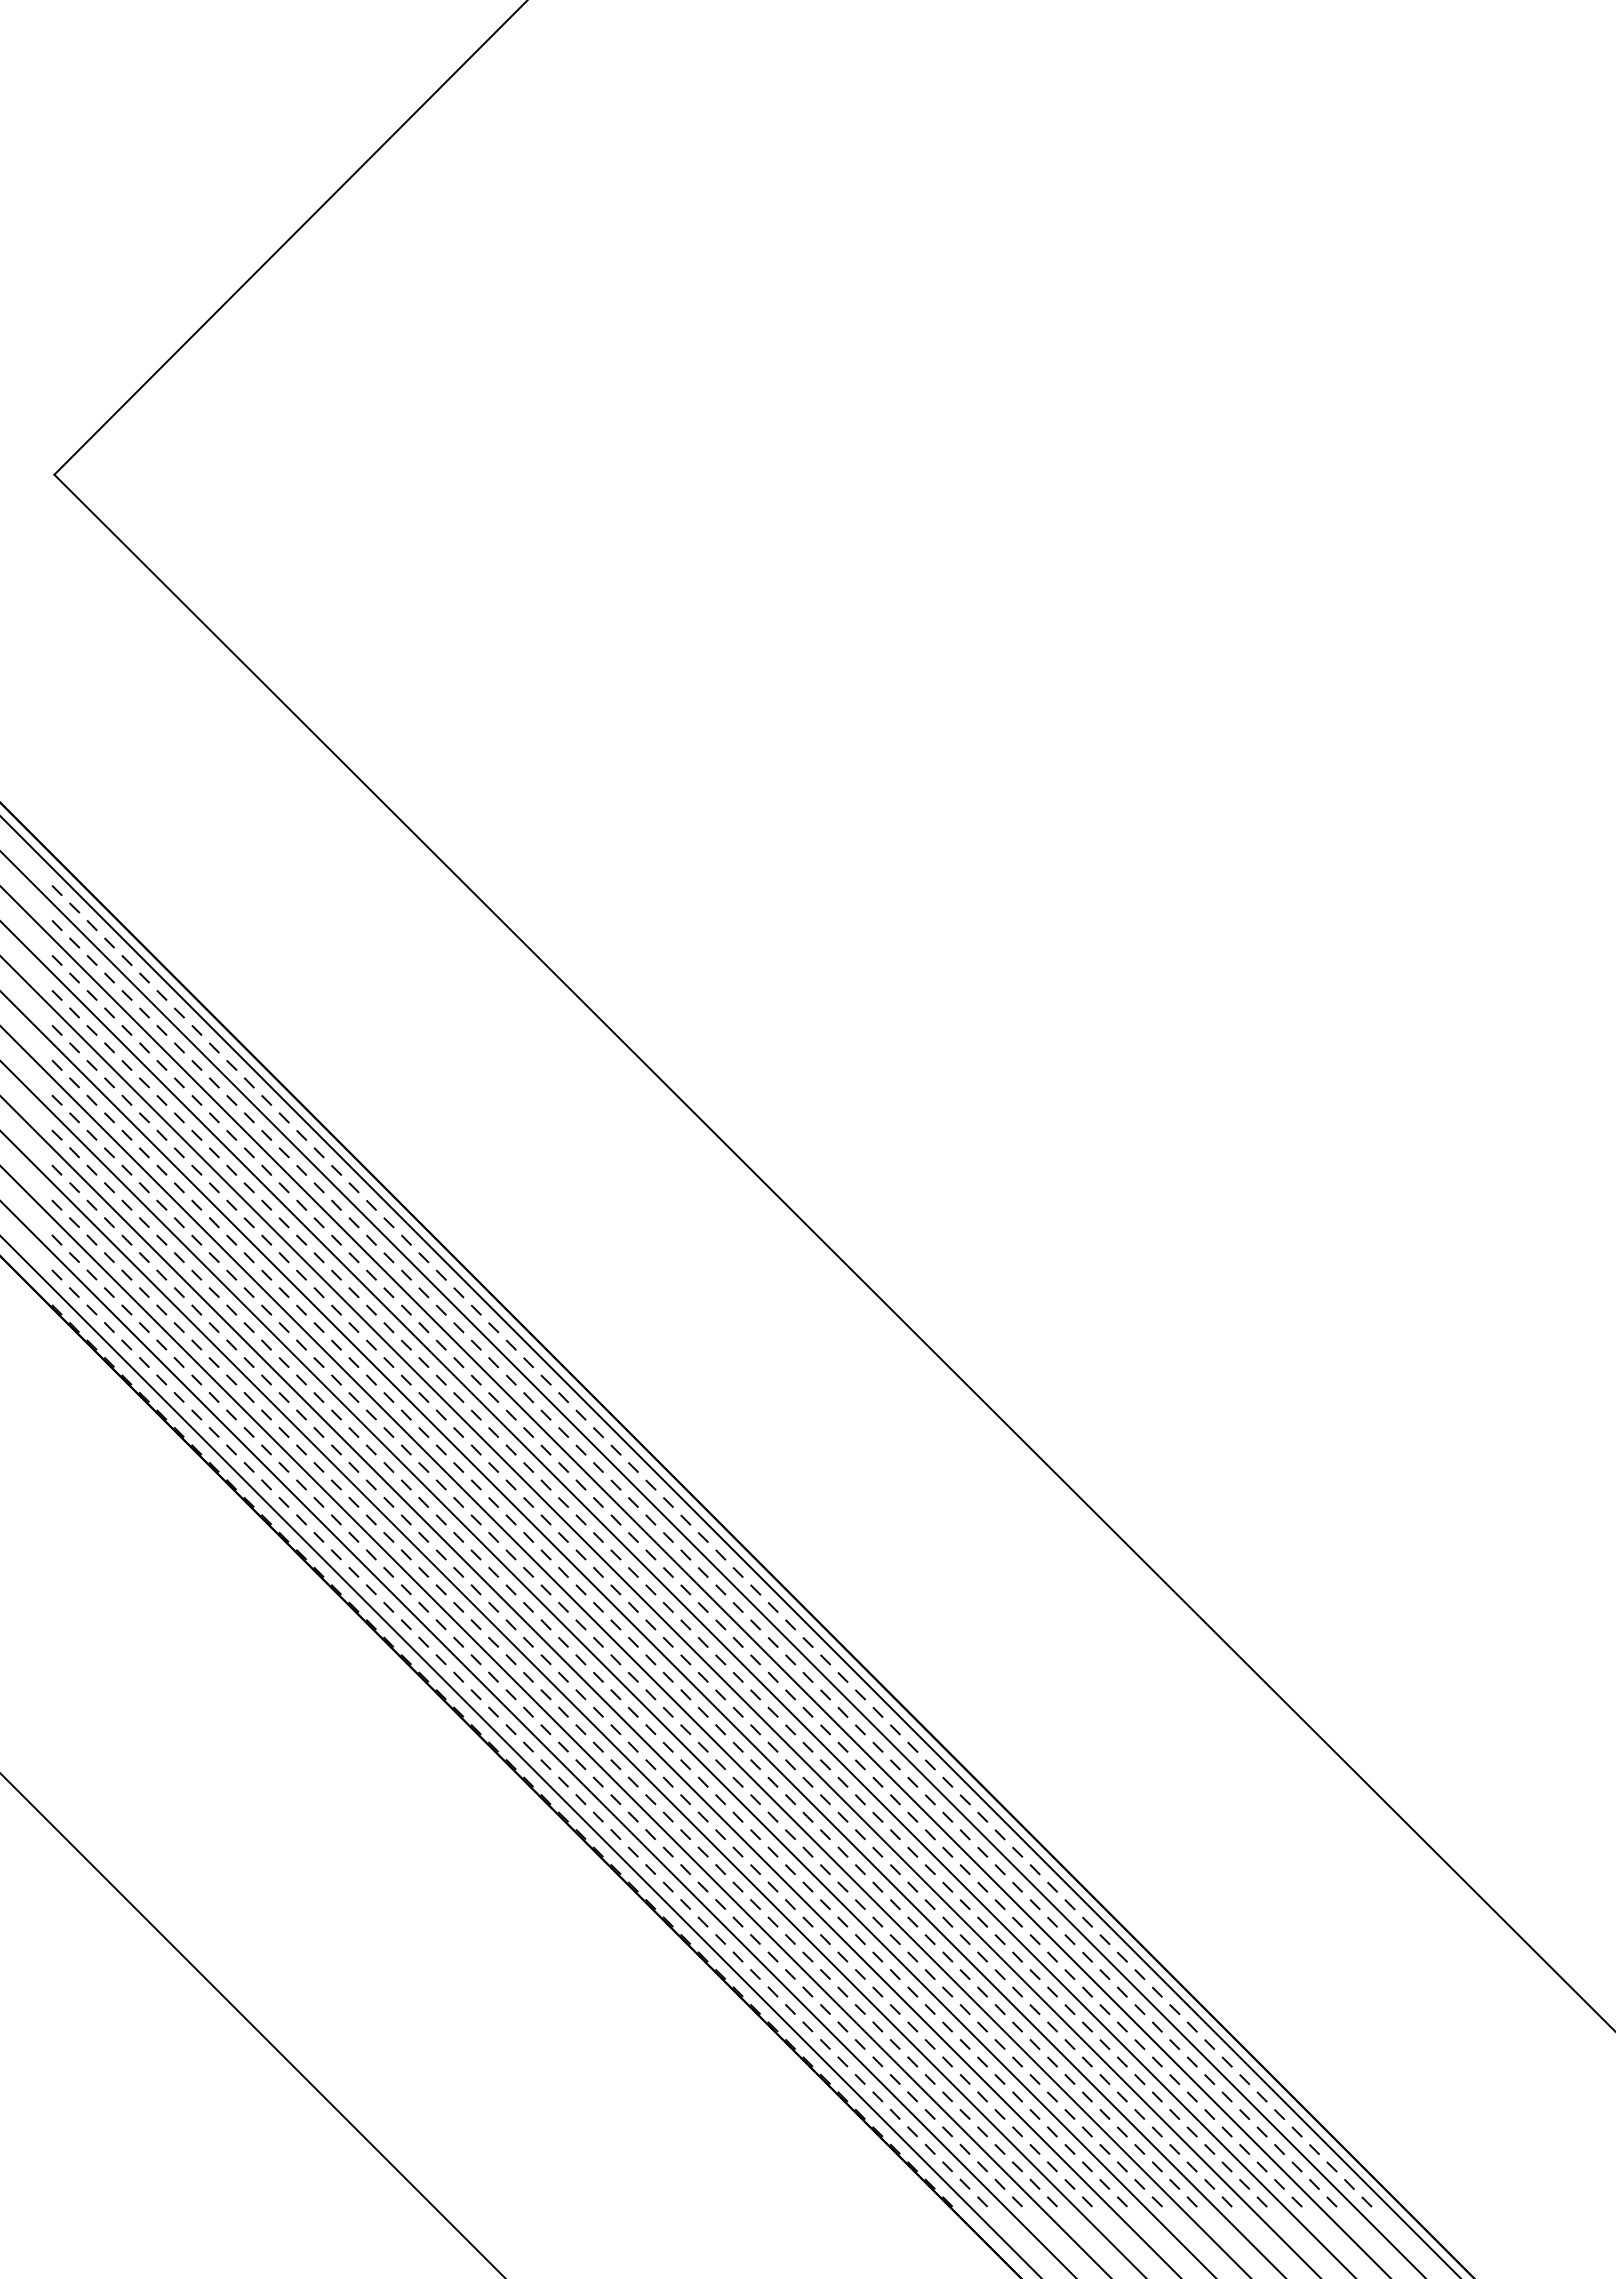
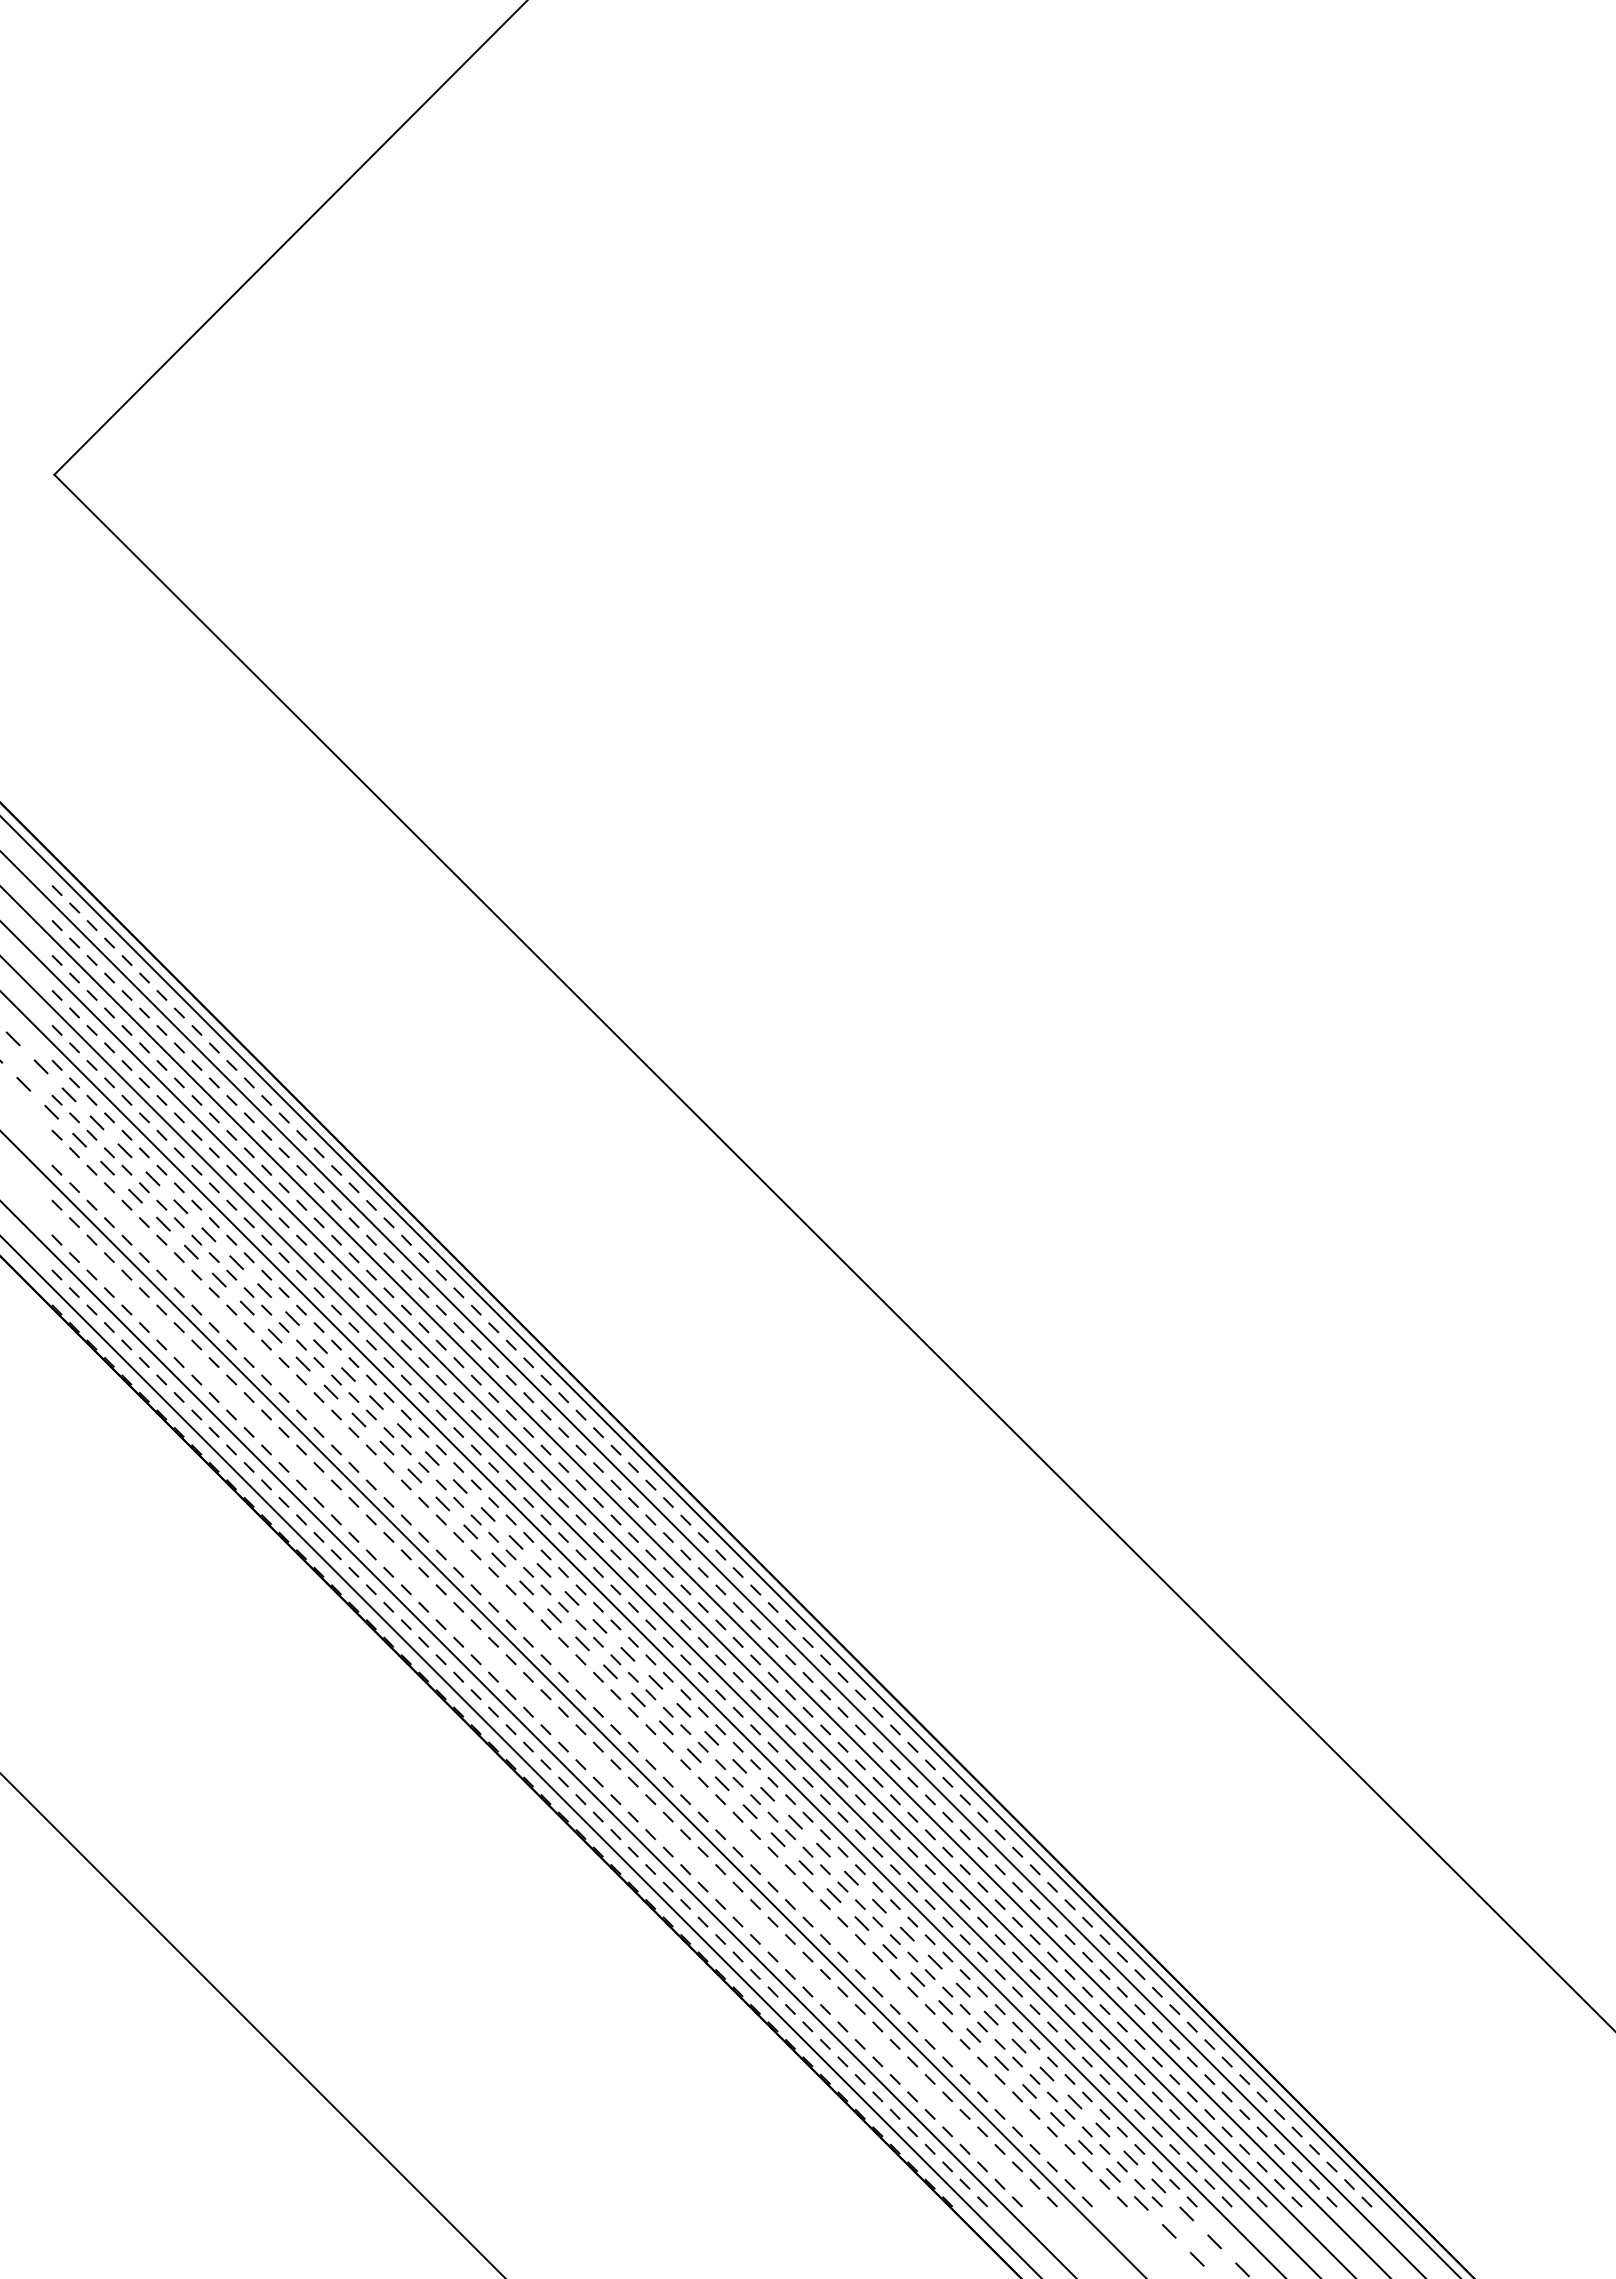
line: solid -> dashed (625, 1652)
line: solid -> dashed (608, 1670)
line: present -> none (590, 1686)
line: present -> none (555, 1721)
